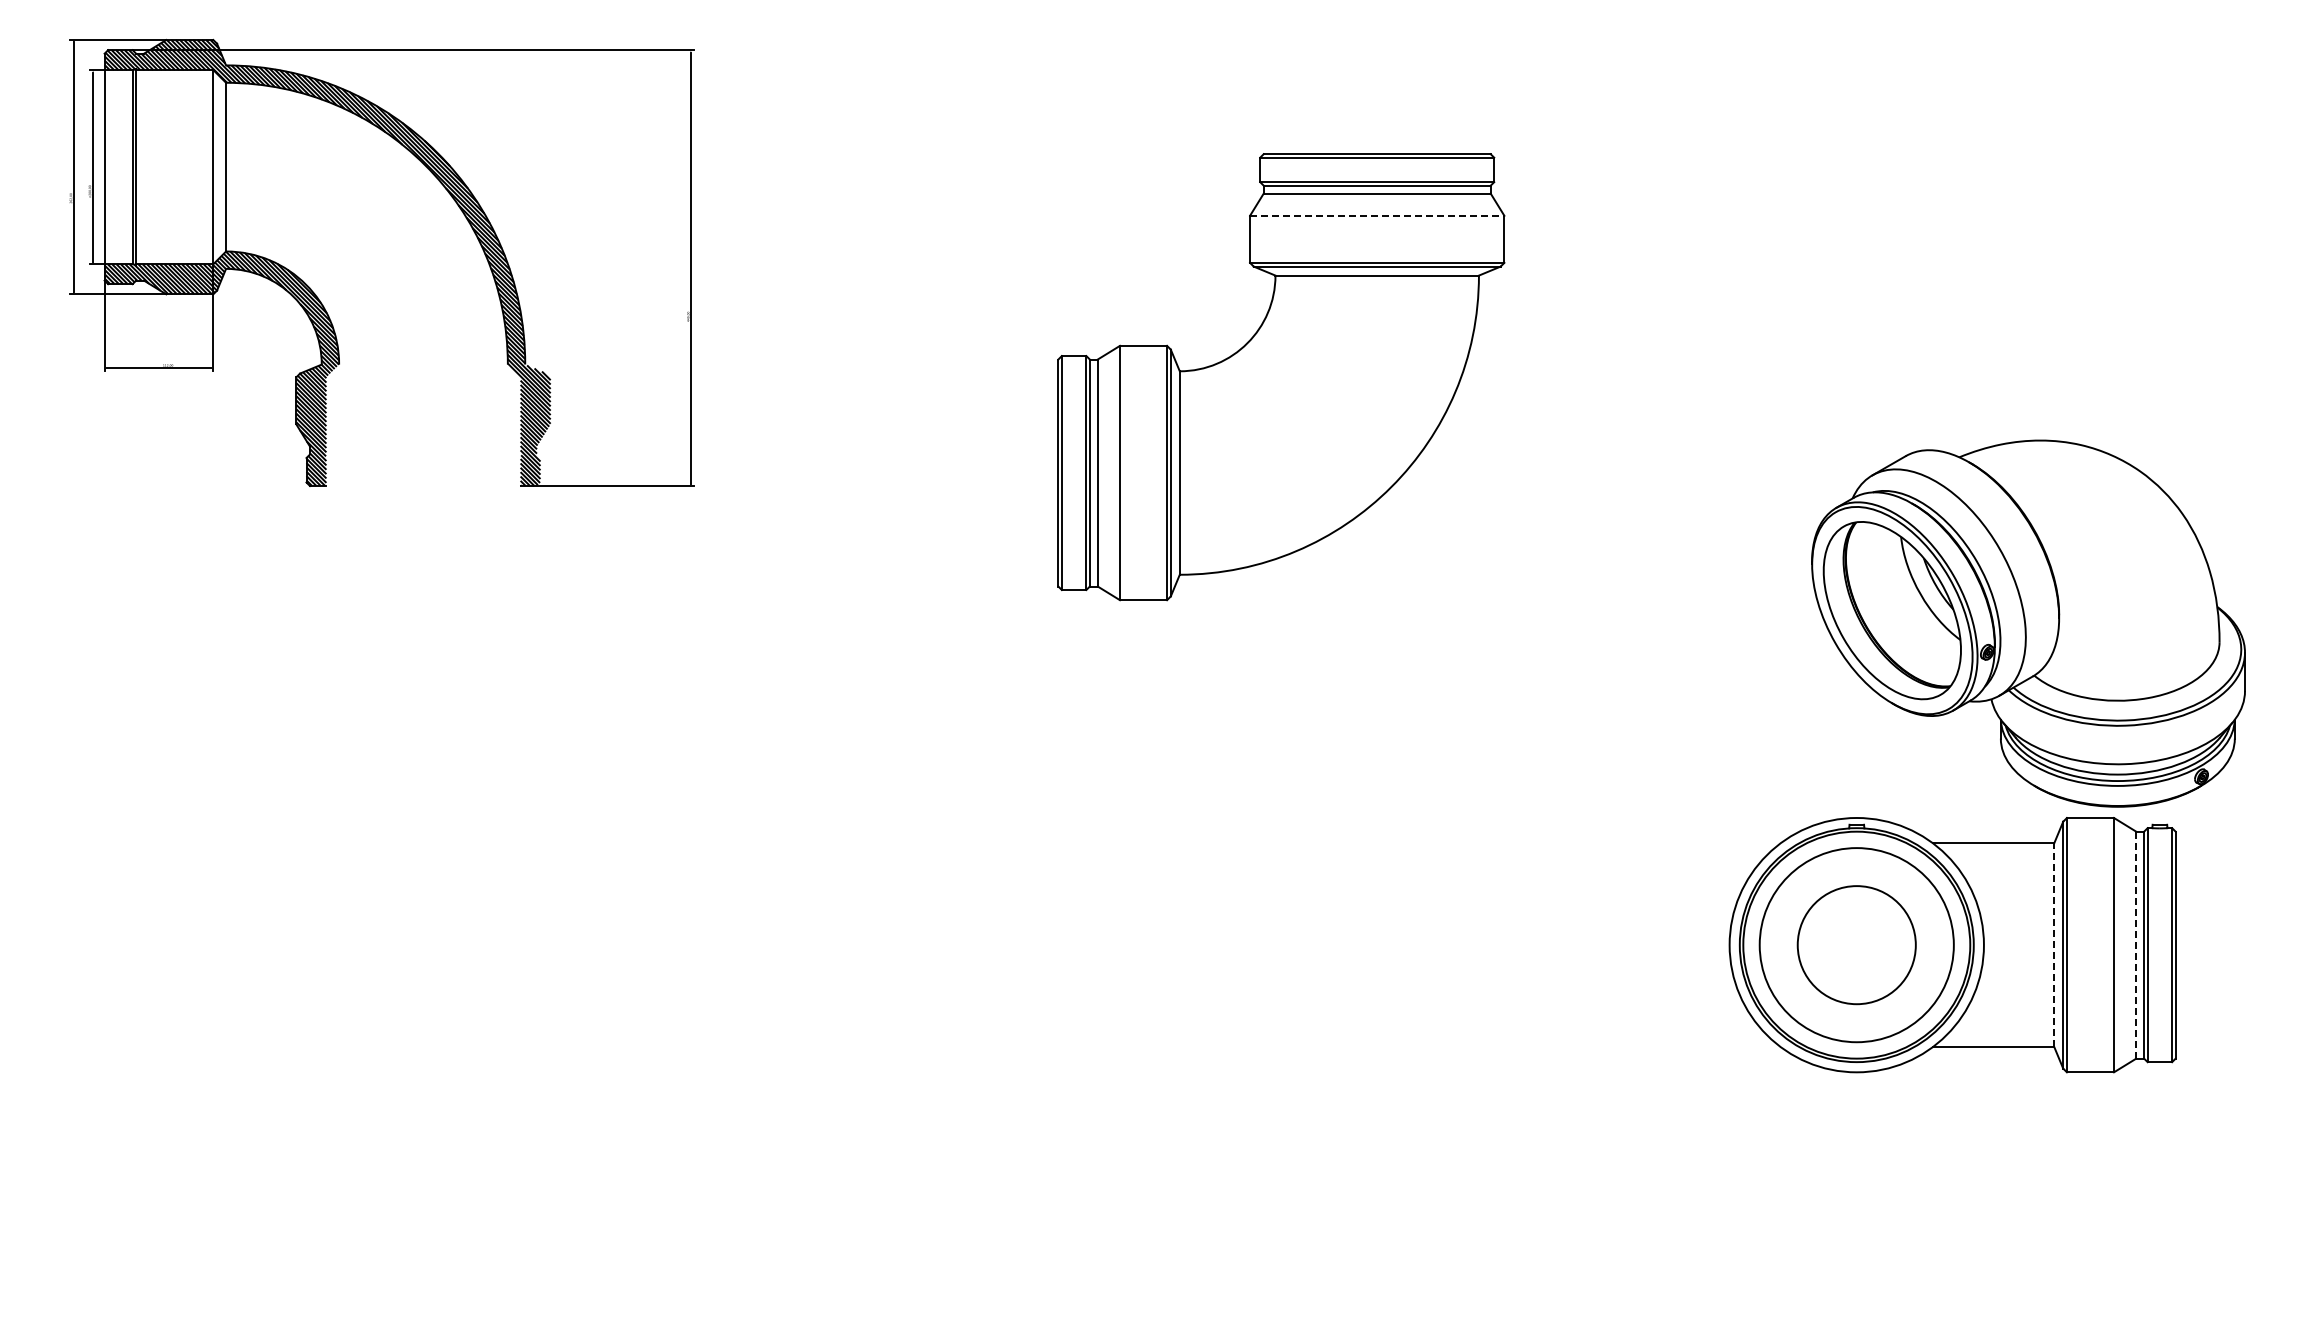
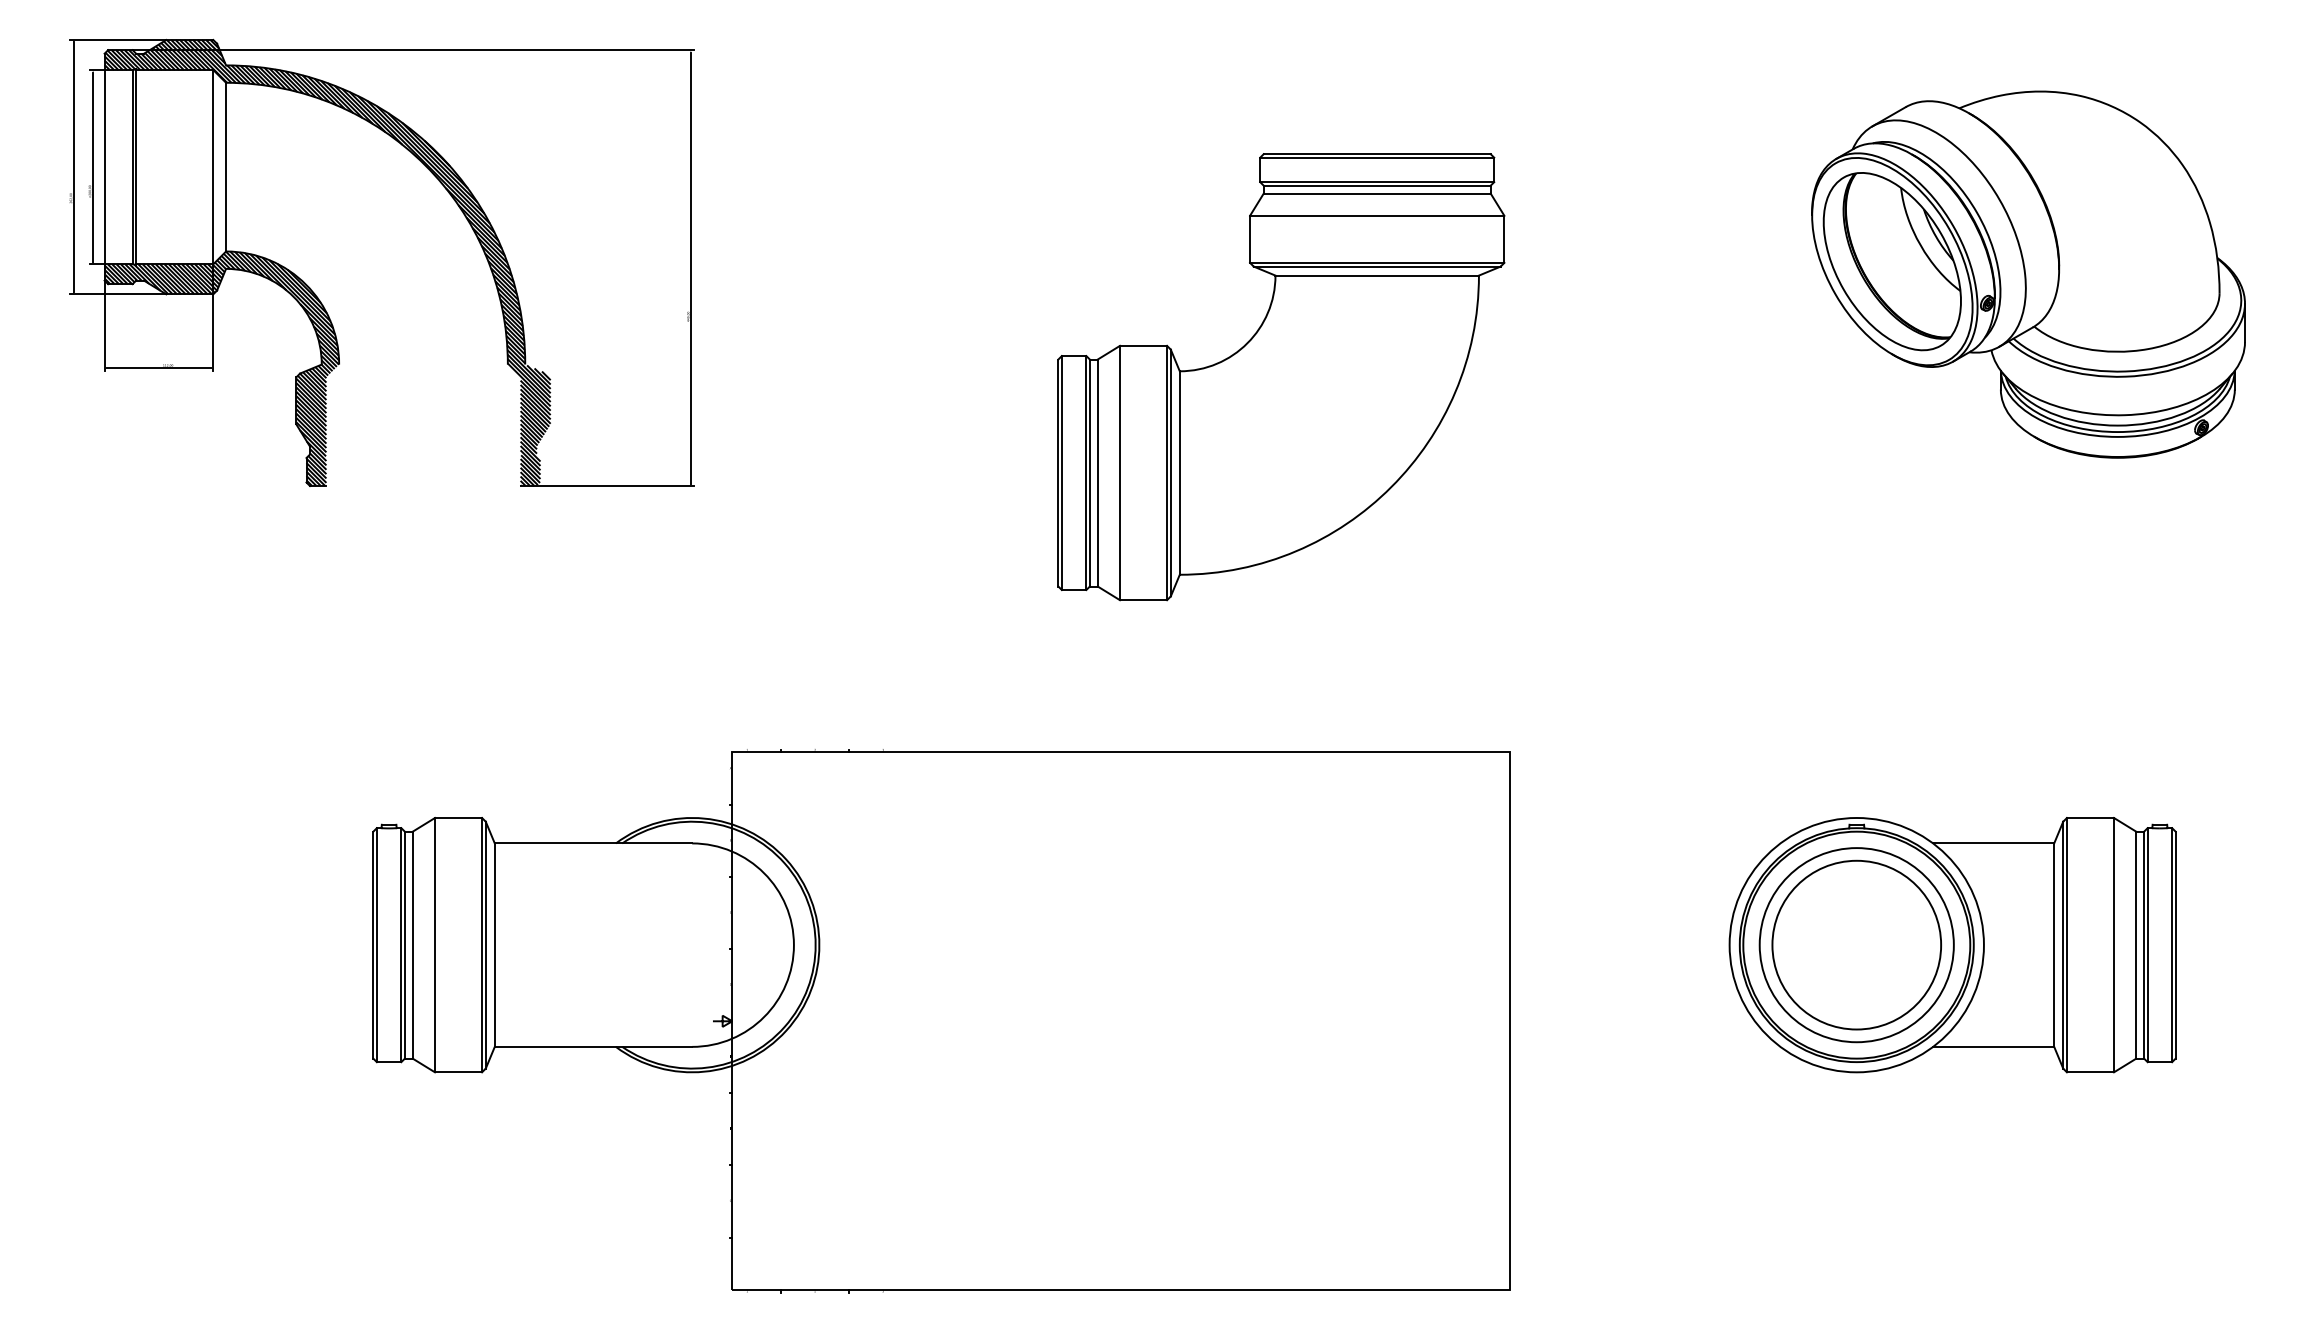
line: dashed -> solid (1377, 215)
part position: (2028, 623) -> (2028, 274) (2028, 274)
circle diameter: 118 px -> 169 px (1856, 944)
line: dashed -> solid (2054, 945)
line: dashed -> solid (2136, 945)
part: none -> present (941, 1021)
